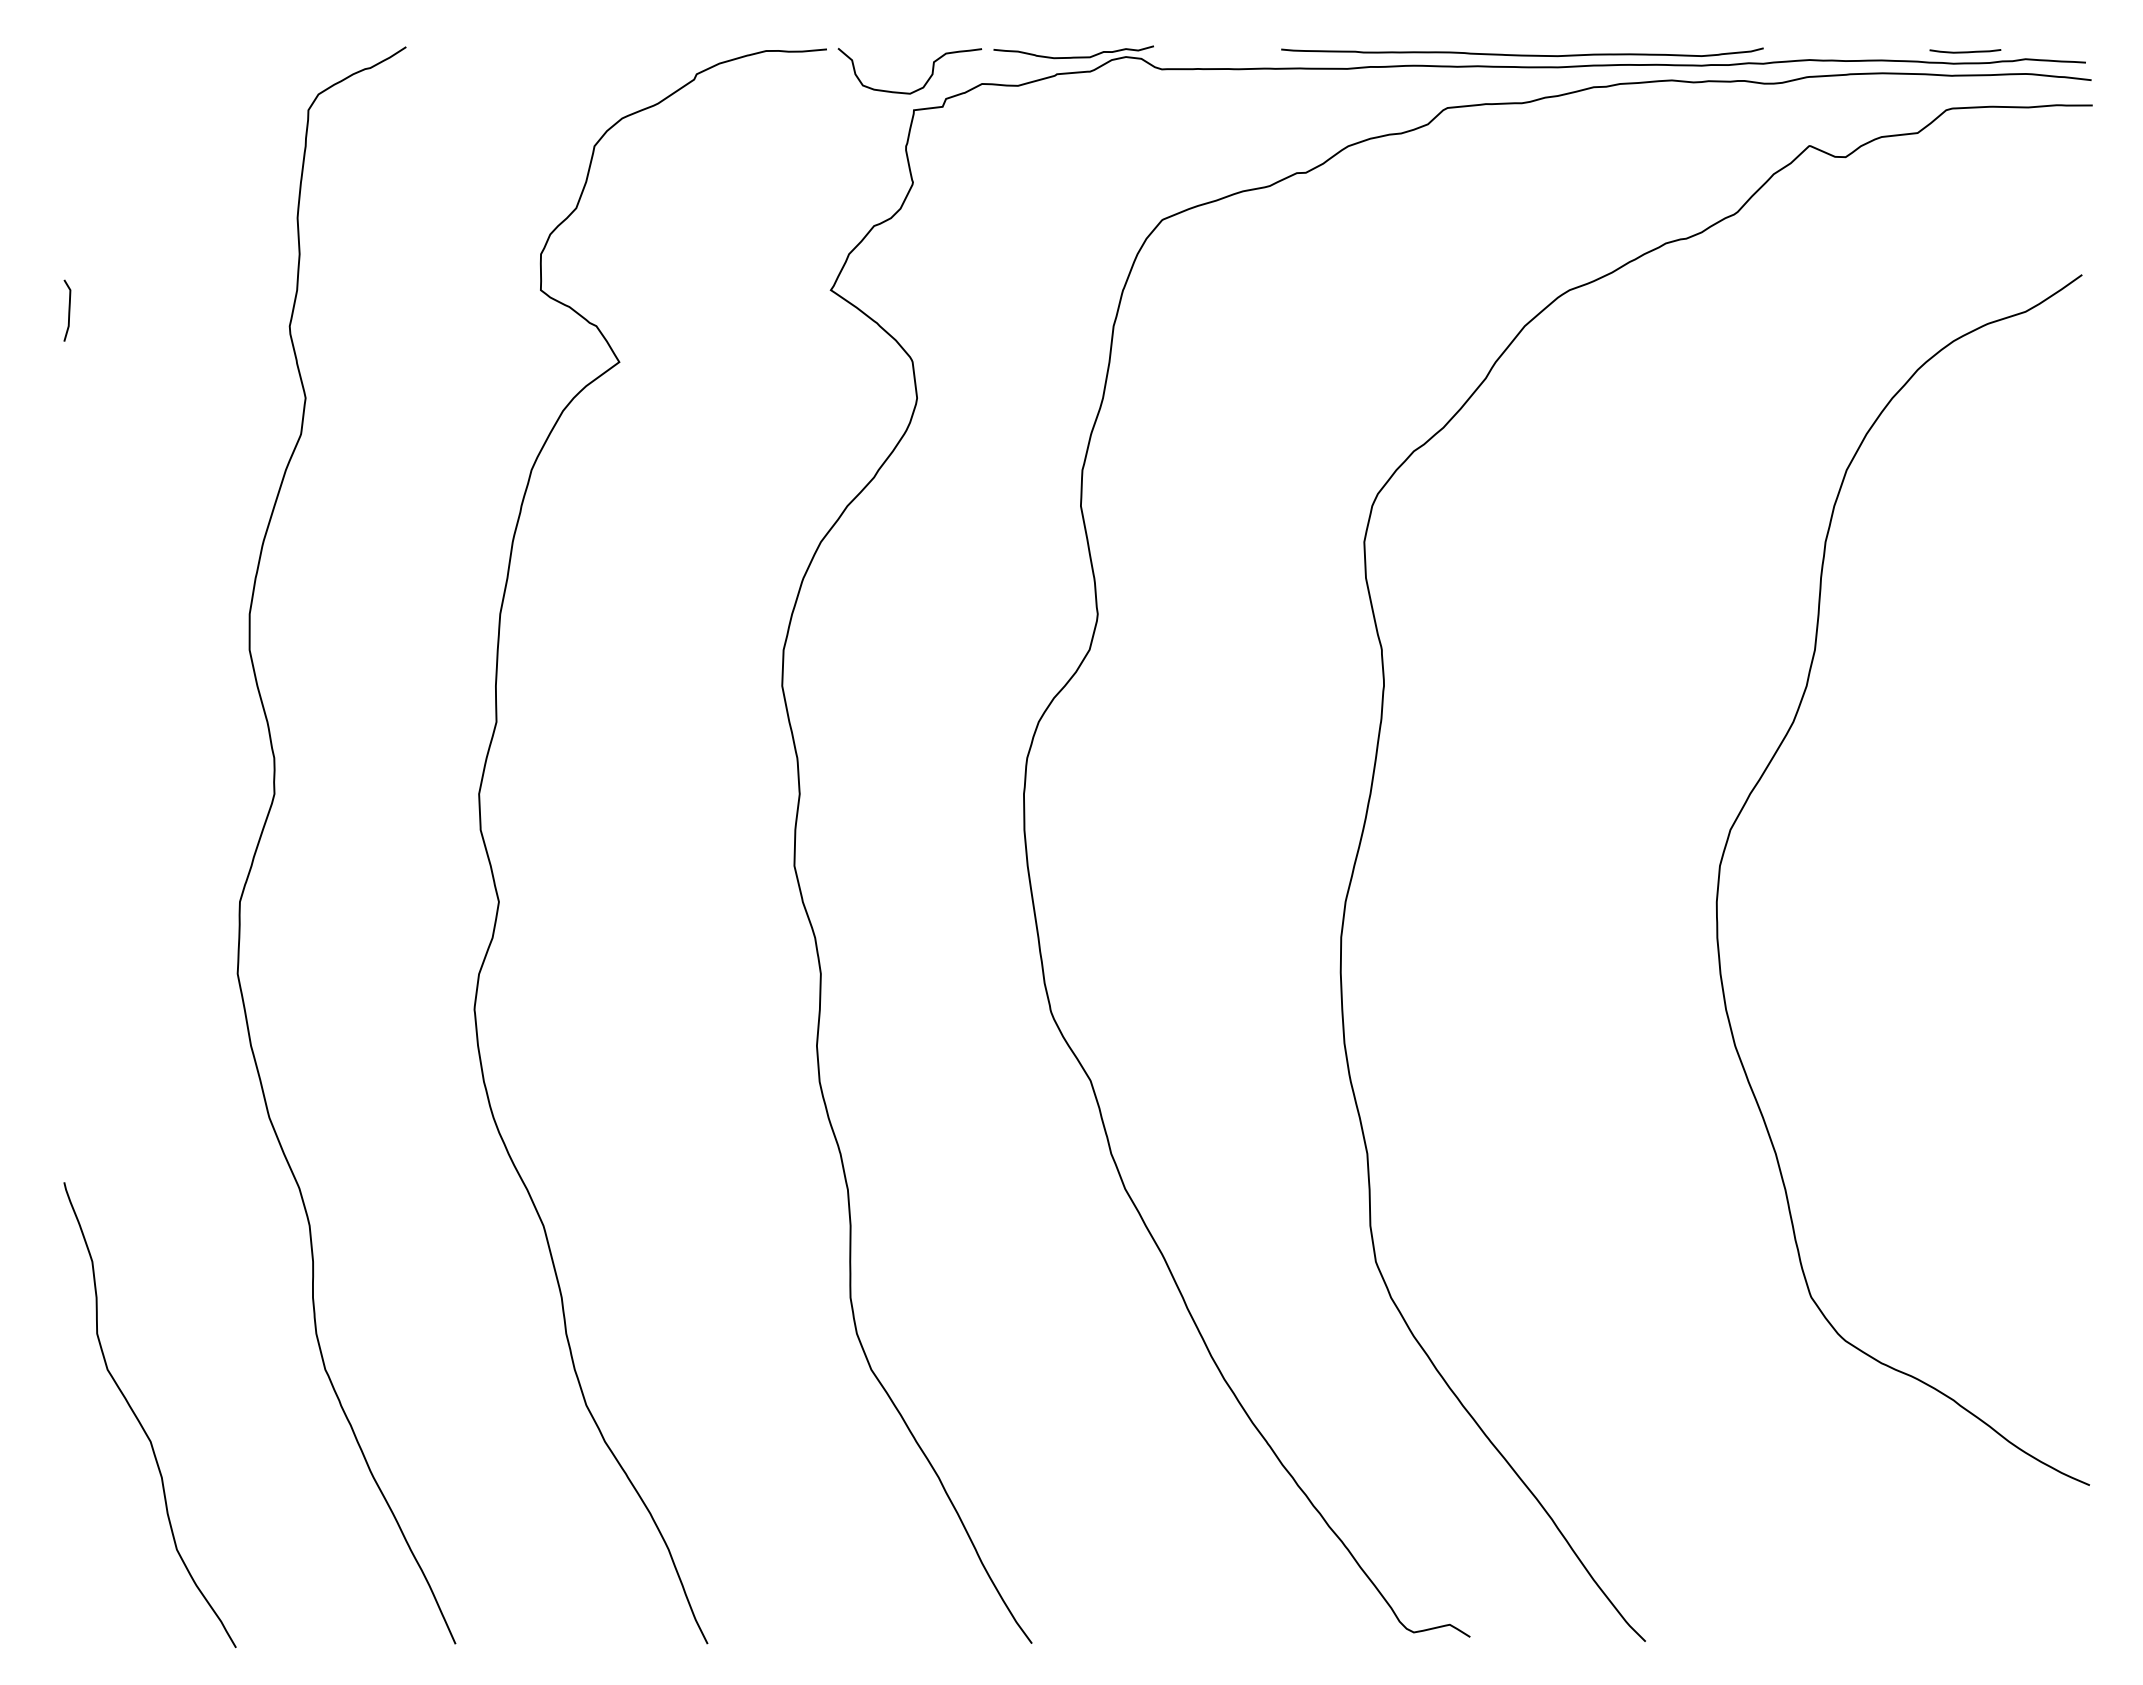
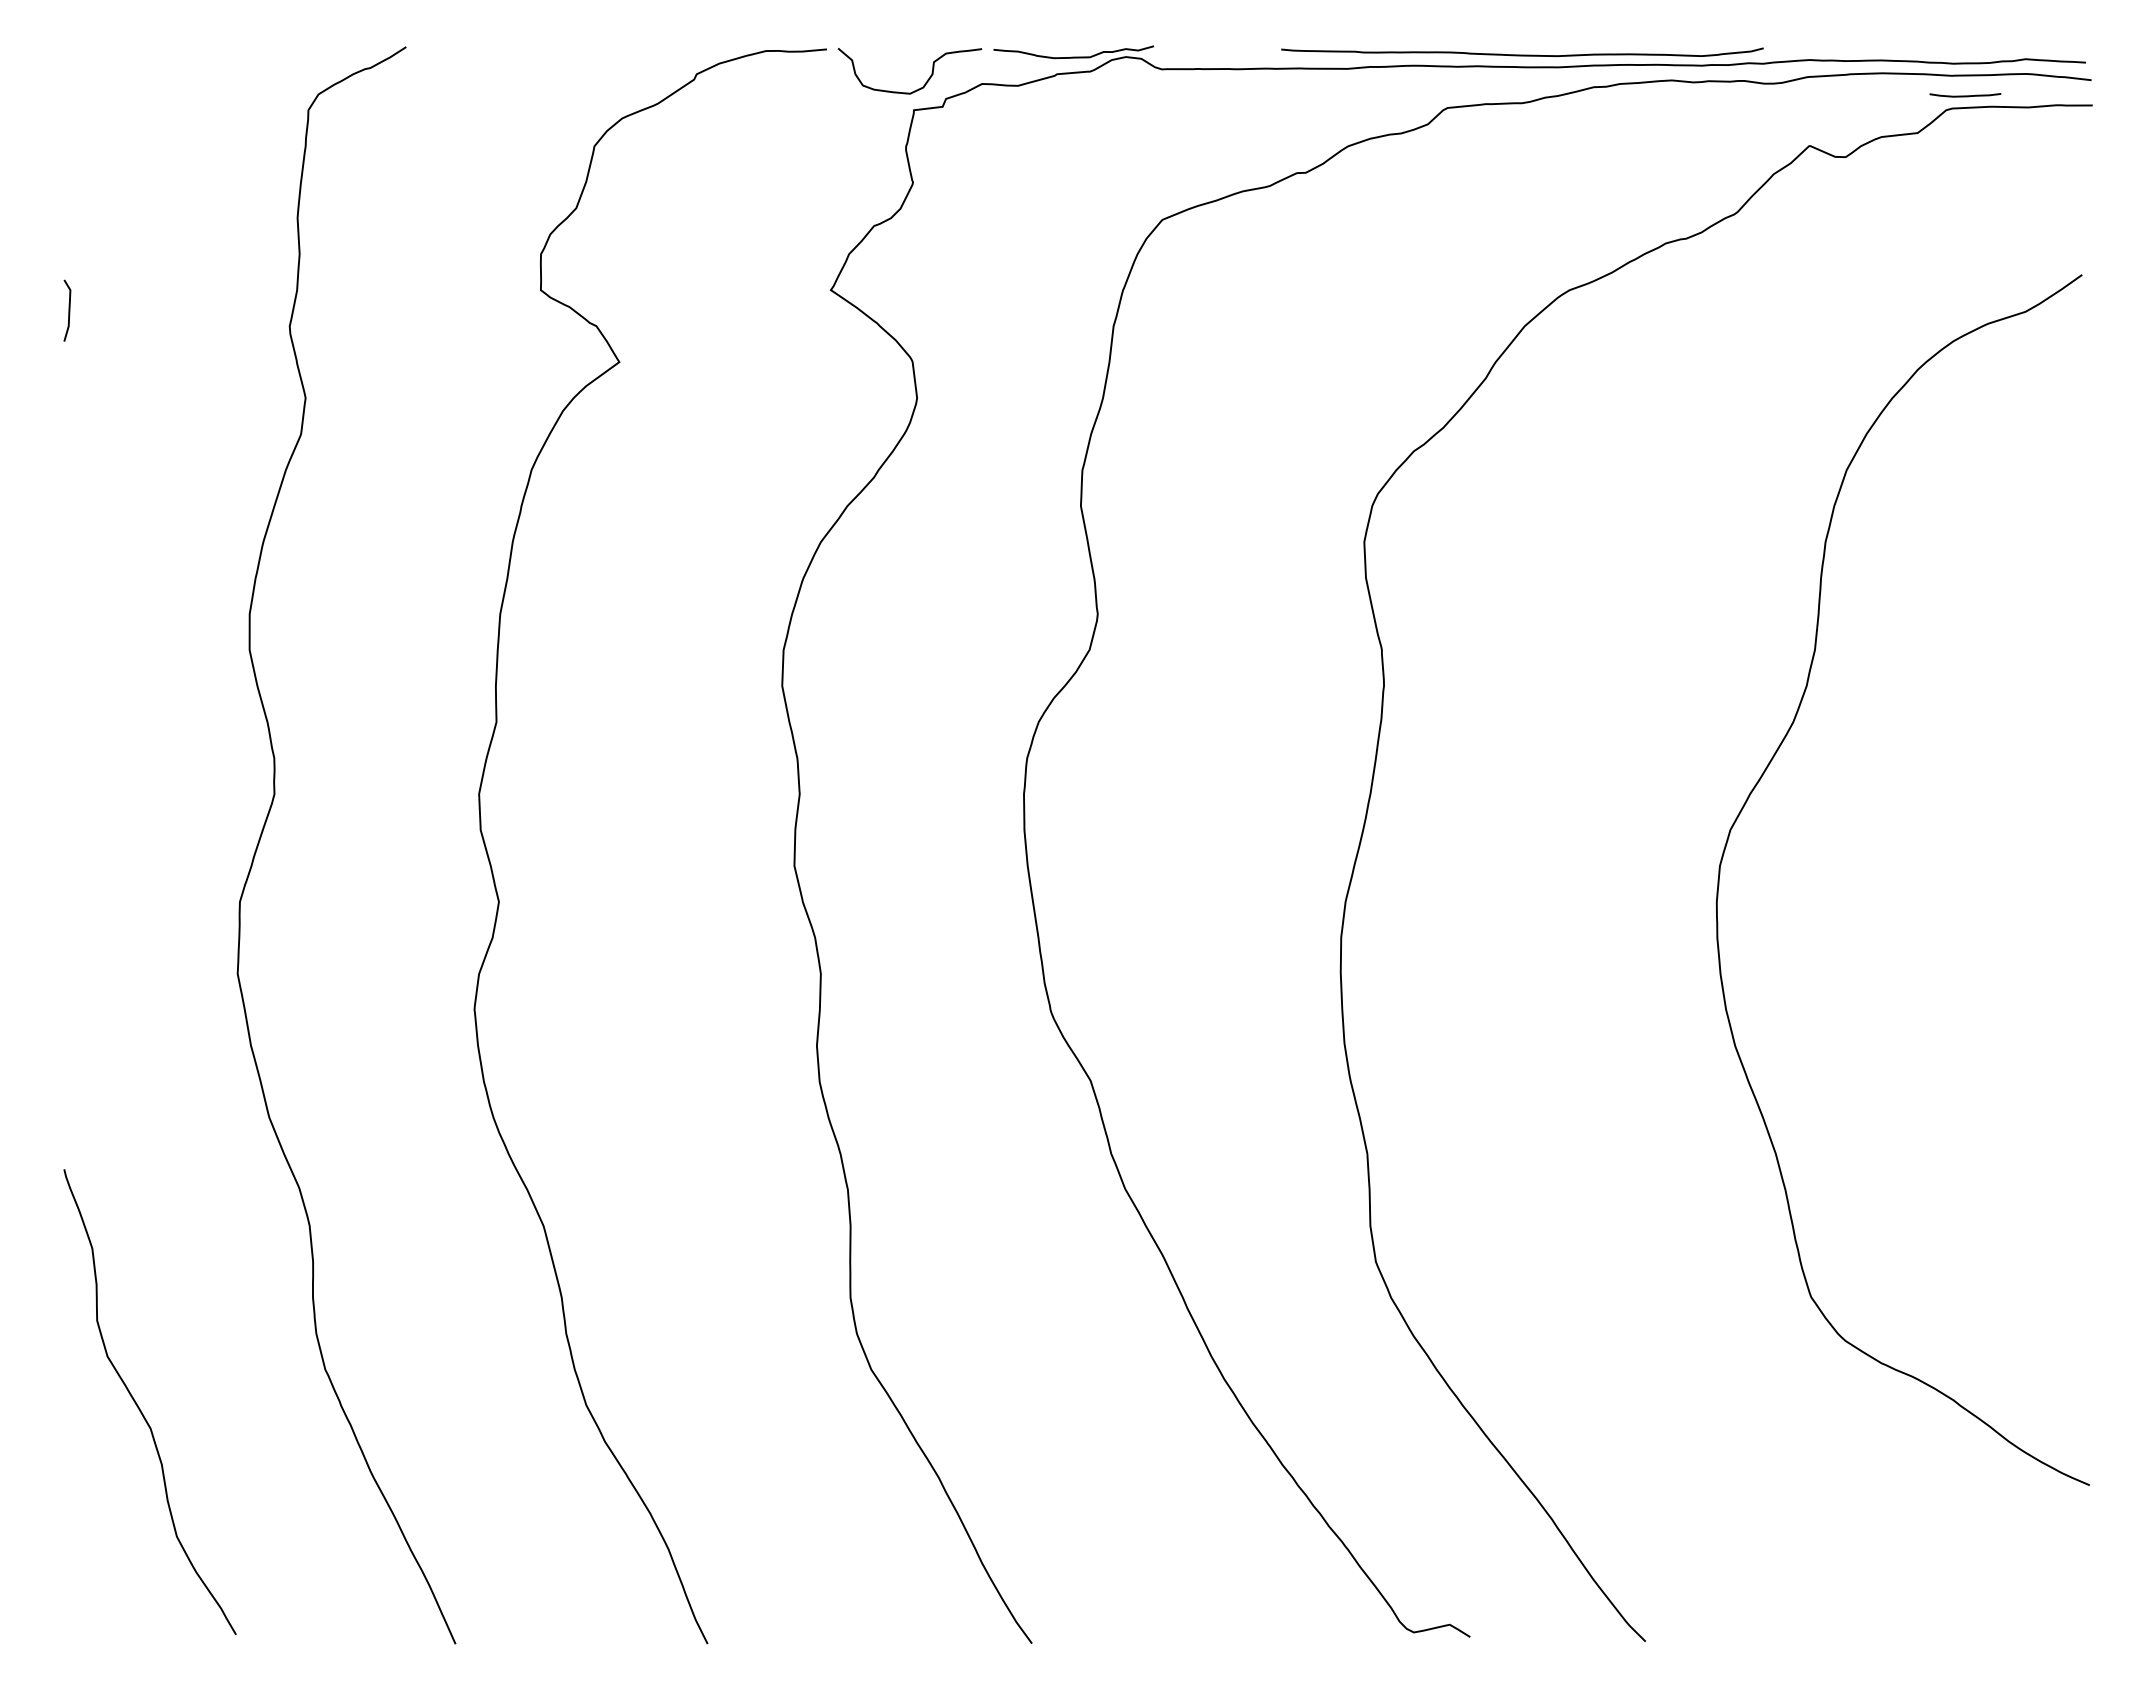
curve position: (1965, 51) -> (1965, 95) (1965, 95)
curve position: (140, 1421) -> (140, 1408) (140, 1408)
